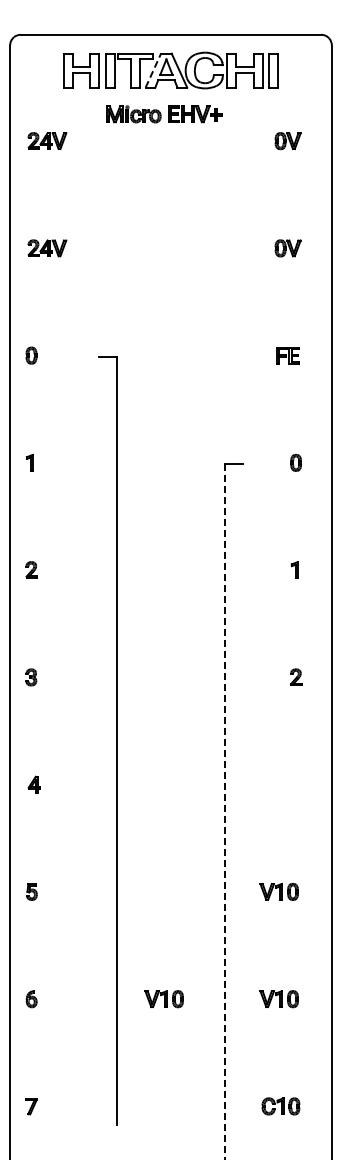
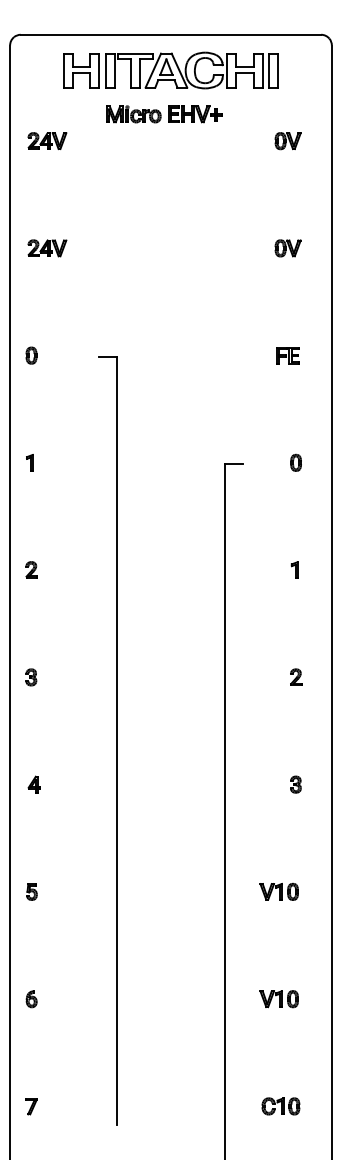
line: dashed -> solid (153, 70)
part: none -> present (295, 784)
line: dashed -> solid (224, 811)
part: present -> none (163, 999)
